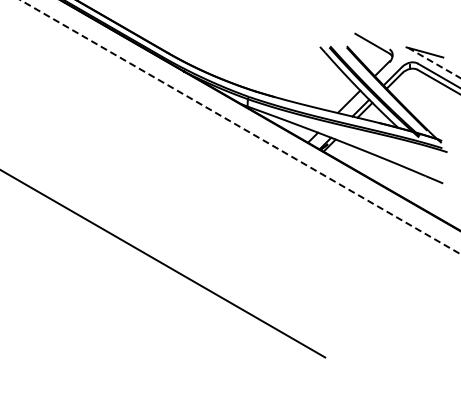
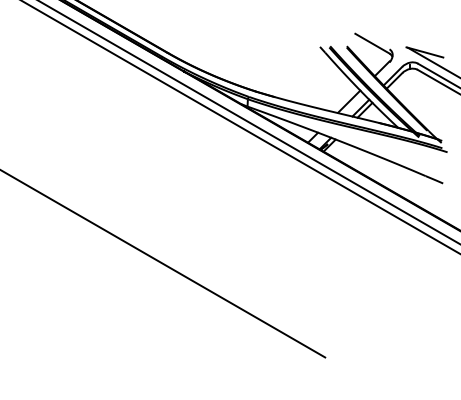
line: dashed -> solid (434, 63)
line: none -> present (248, 122)
line: dashed -> solid (240, 127)
